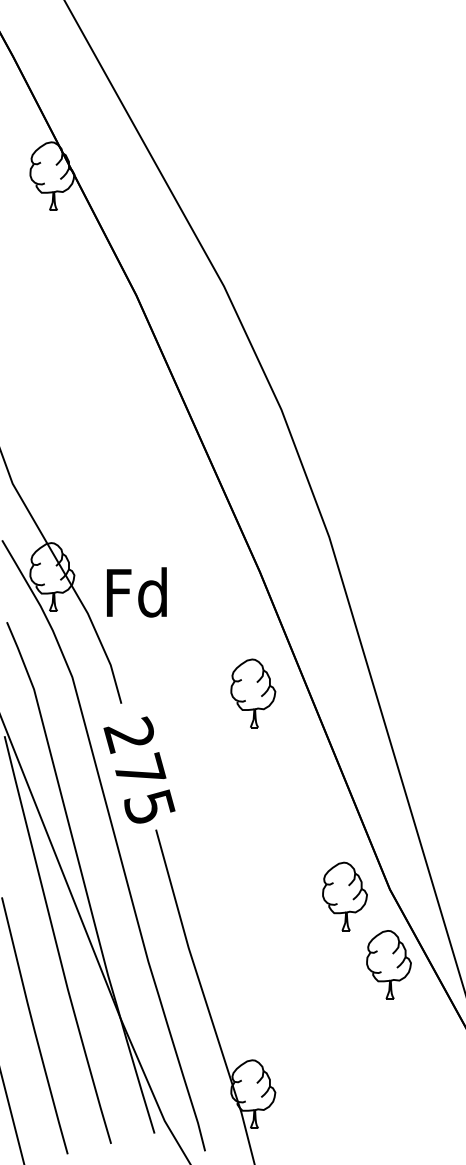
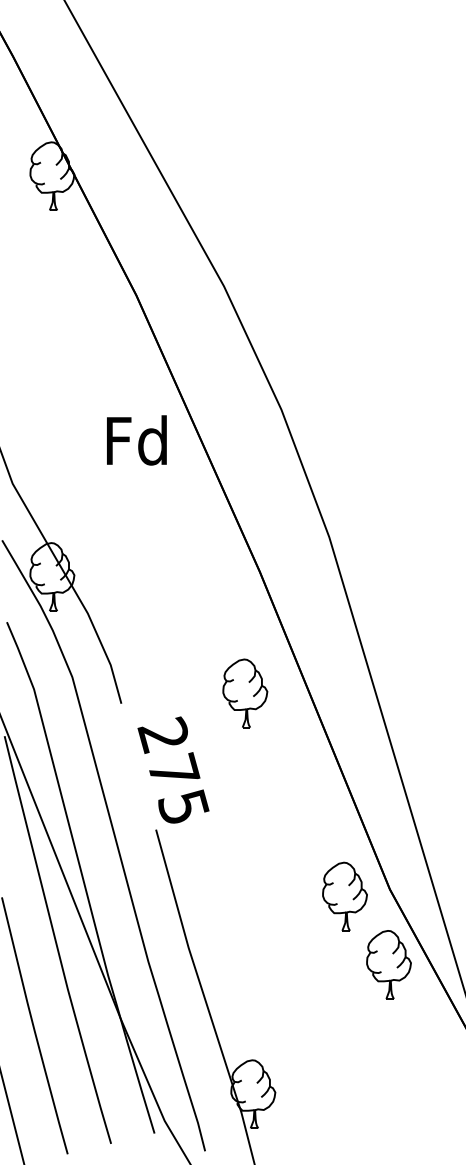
text position: (136, 592) -> (136, 440) (136, 440)
part position: (253, 693) -> (245, 693) (245, 693)
text position: (139, 769) -> (173, 769) (173, 769)
